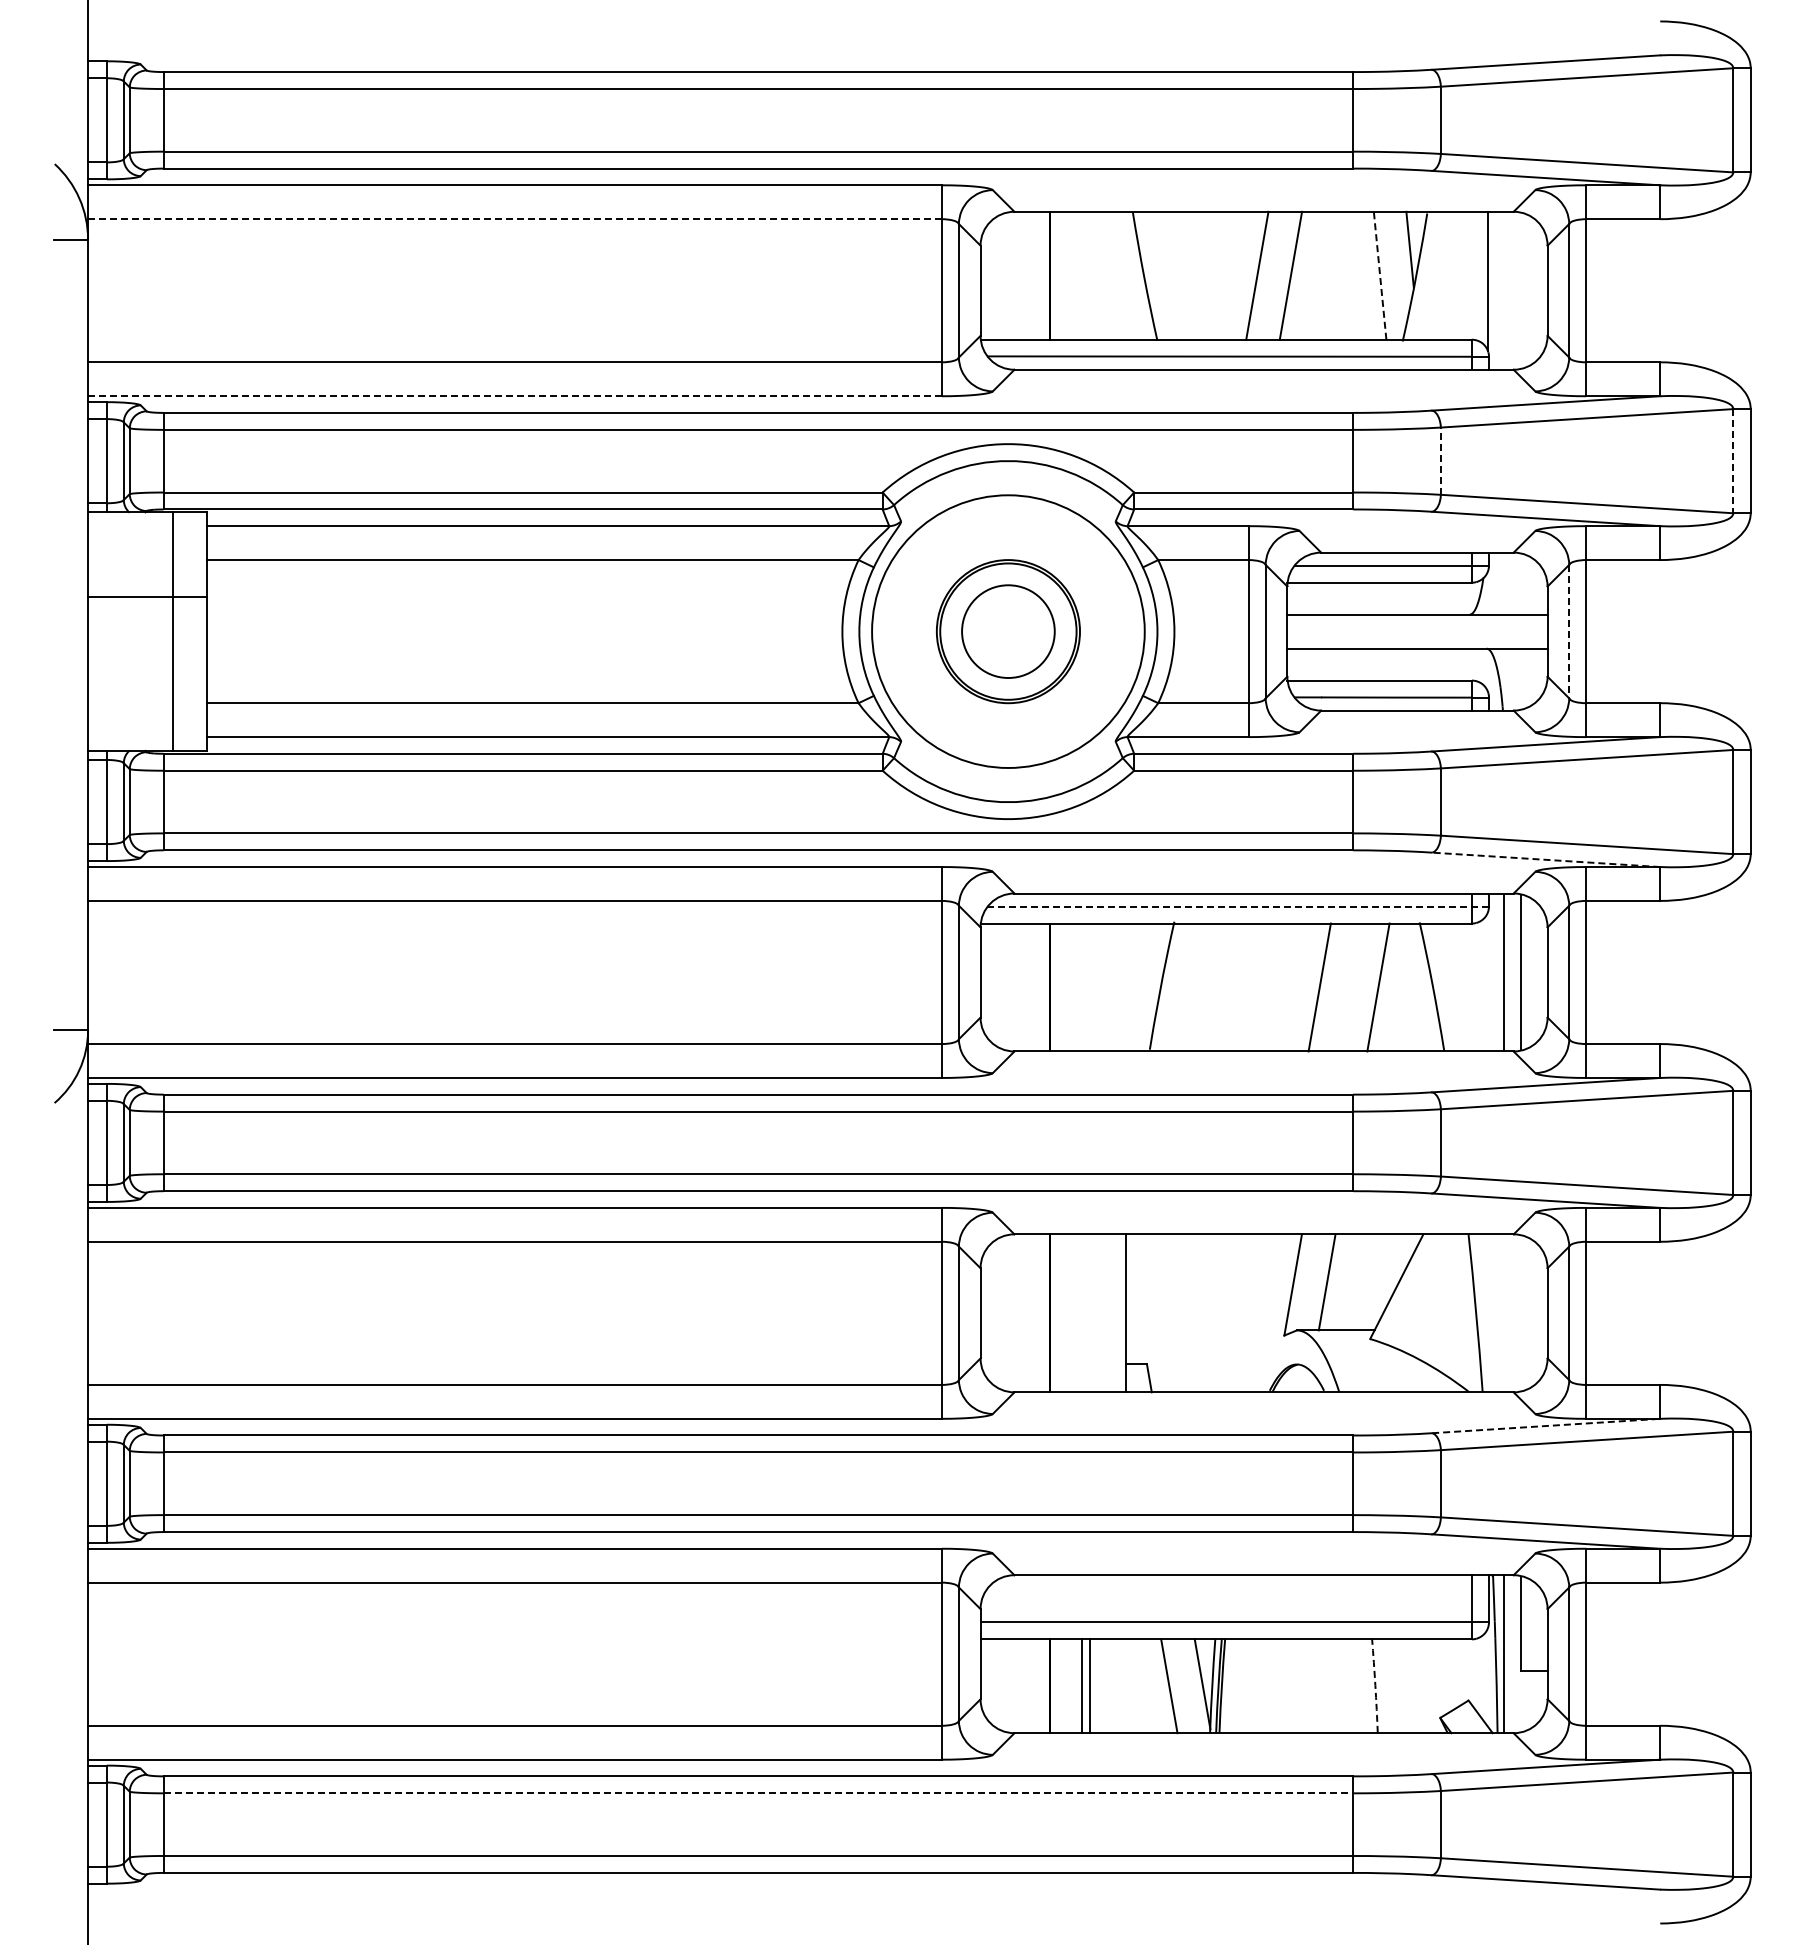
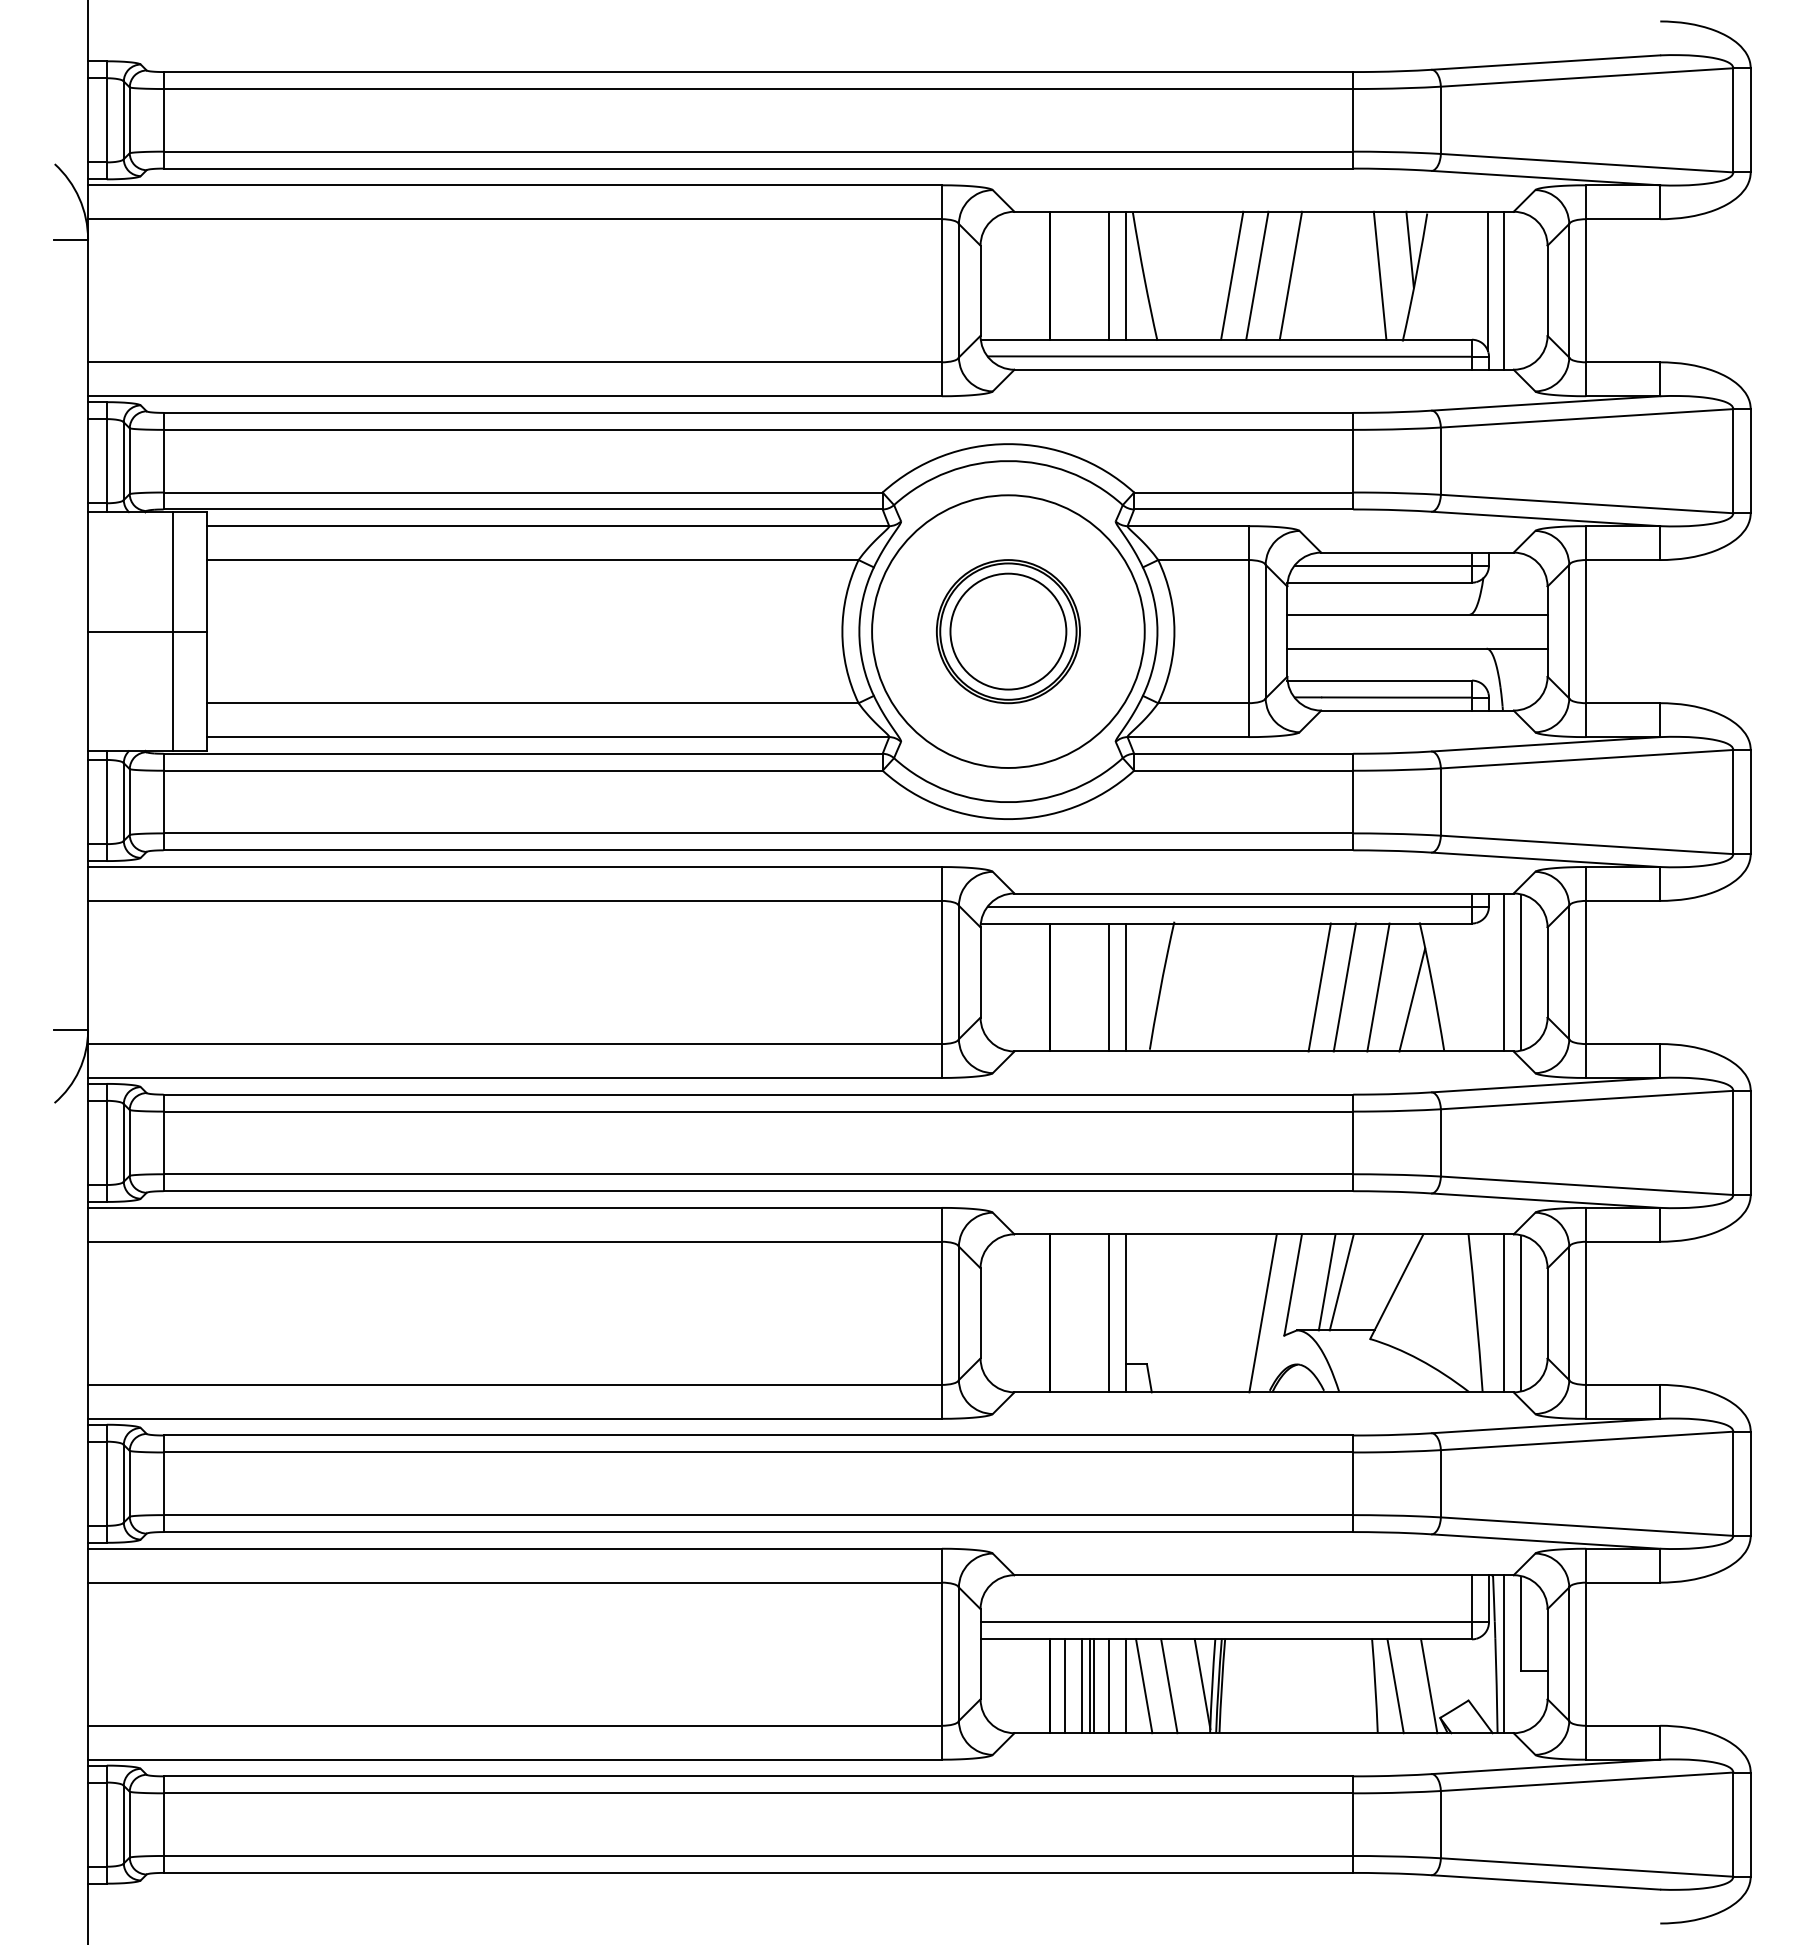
line: dashed -> solid (515, 219)
line: none -> present (1109, 275)
line: none -> present (1126, 275)
line: none -> present (1232, 275)
line: dashed -> solid (1380, 275)
line: none -> present (1504, 290)
line: dashed -> solid (515, 396)
line: dashed -> solid (1440, 461)
line: dashed -> solid (1733, 461)
line position: (147, 596) -> (147, 631) (147, 631)
circle diameter: 93 px -> 116 px (1008, 631)
line: dashed -> solid (1569, 631)
line: dashed -> solid (1545, 859)
line: dashed -> solid (1238, 906)
line: none -> present (1109, 987)
line: none -> present (1126, 987)
line: none -> present (1344, 987)
line: none -> present (1412, 999)
line: none -> present (1341, 1282)
line: none -> present (1521, 1312)
line: none -> present (1109, 1313)
line: none -> present (1262, 1313)
line: none -> present (1504, 1313)
line: dashed -> solid (1546, 1425)
arc: dashed -> solid (1375, 1685)
line: none -> present (1064, 1686)
line: none -> present (1094, 1686)
line: none -> present (1109, 1686)
line: none -> present (1126, 1686)
line: none -> present (1144, 1686)
line: none -> present (1395, 1686)
line: none -> present (1429, 1686)
line: dashed -> solid (758, 1793)
